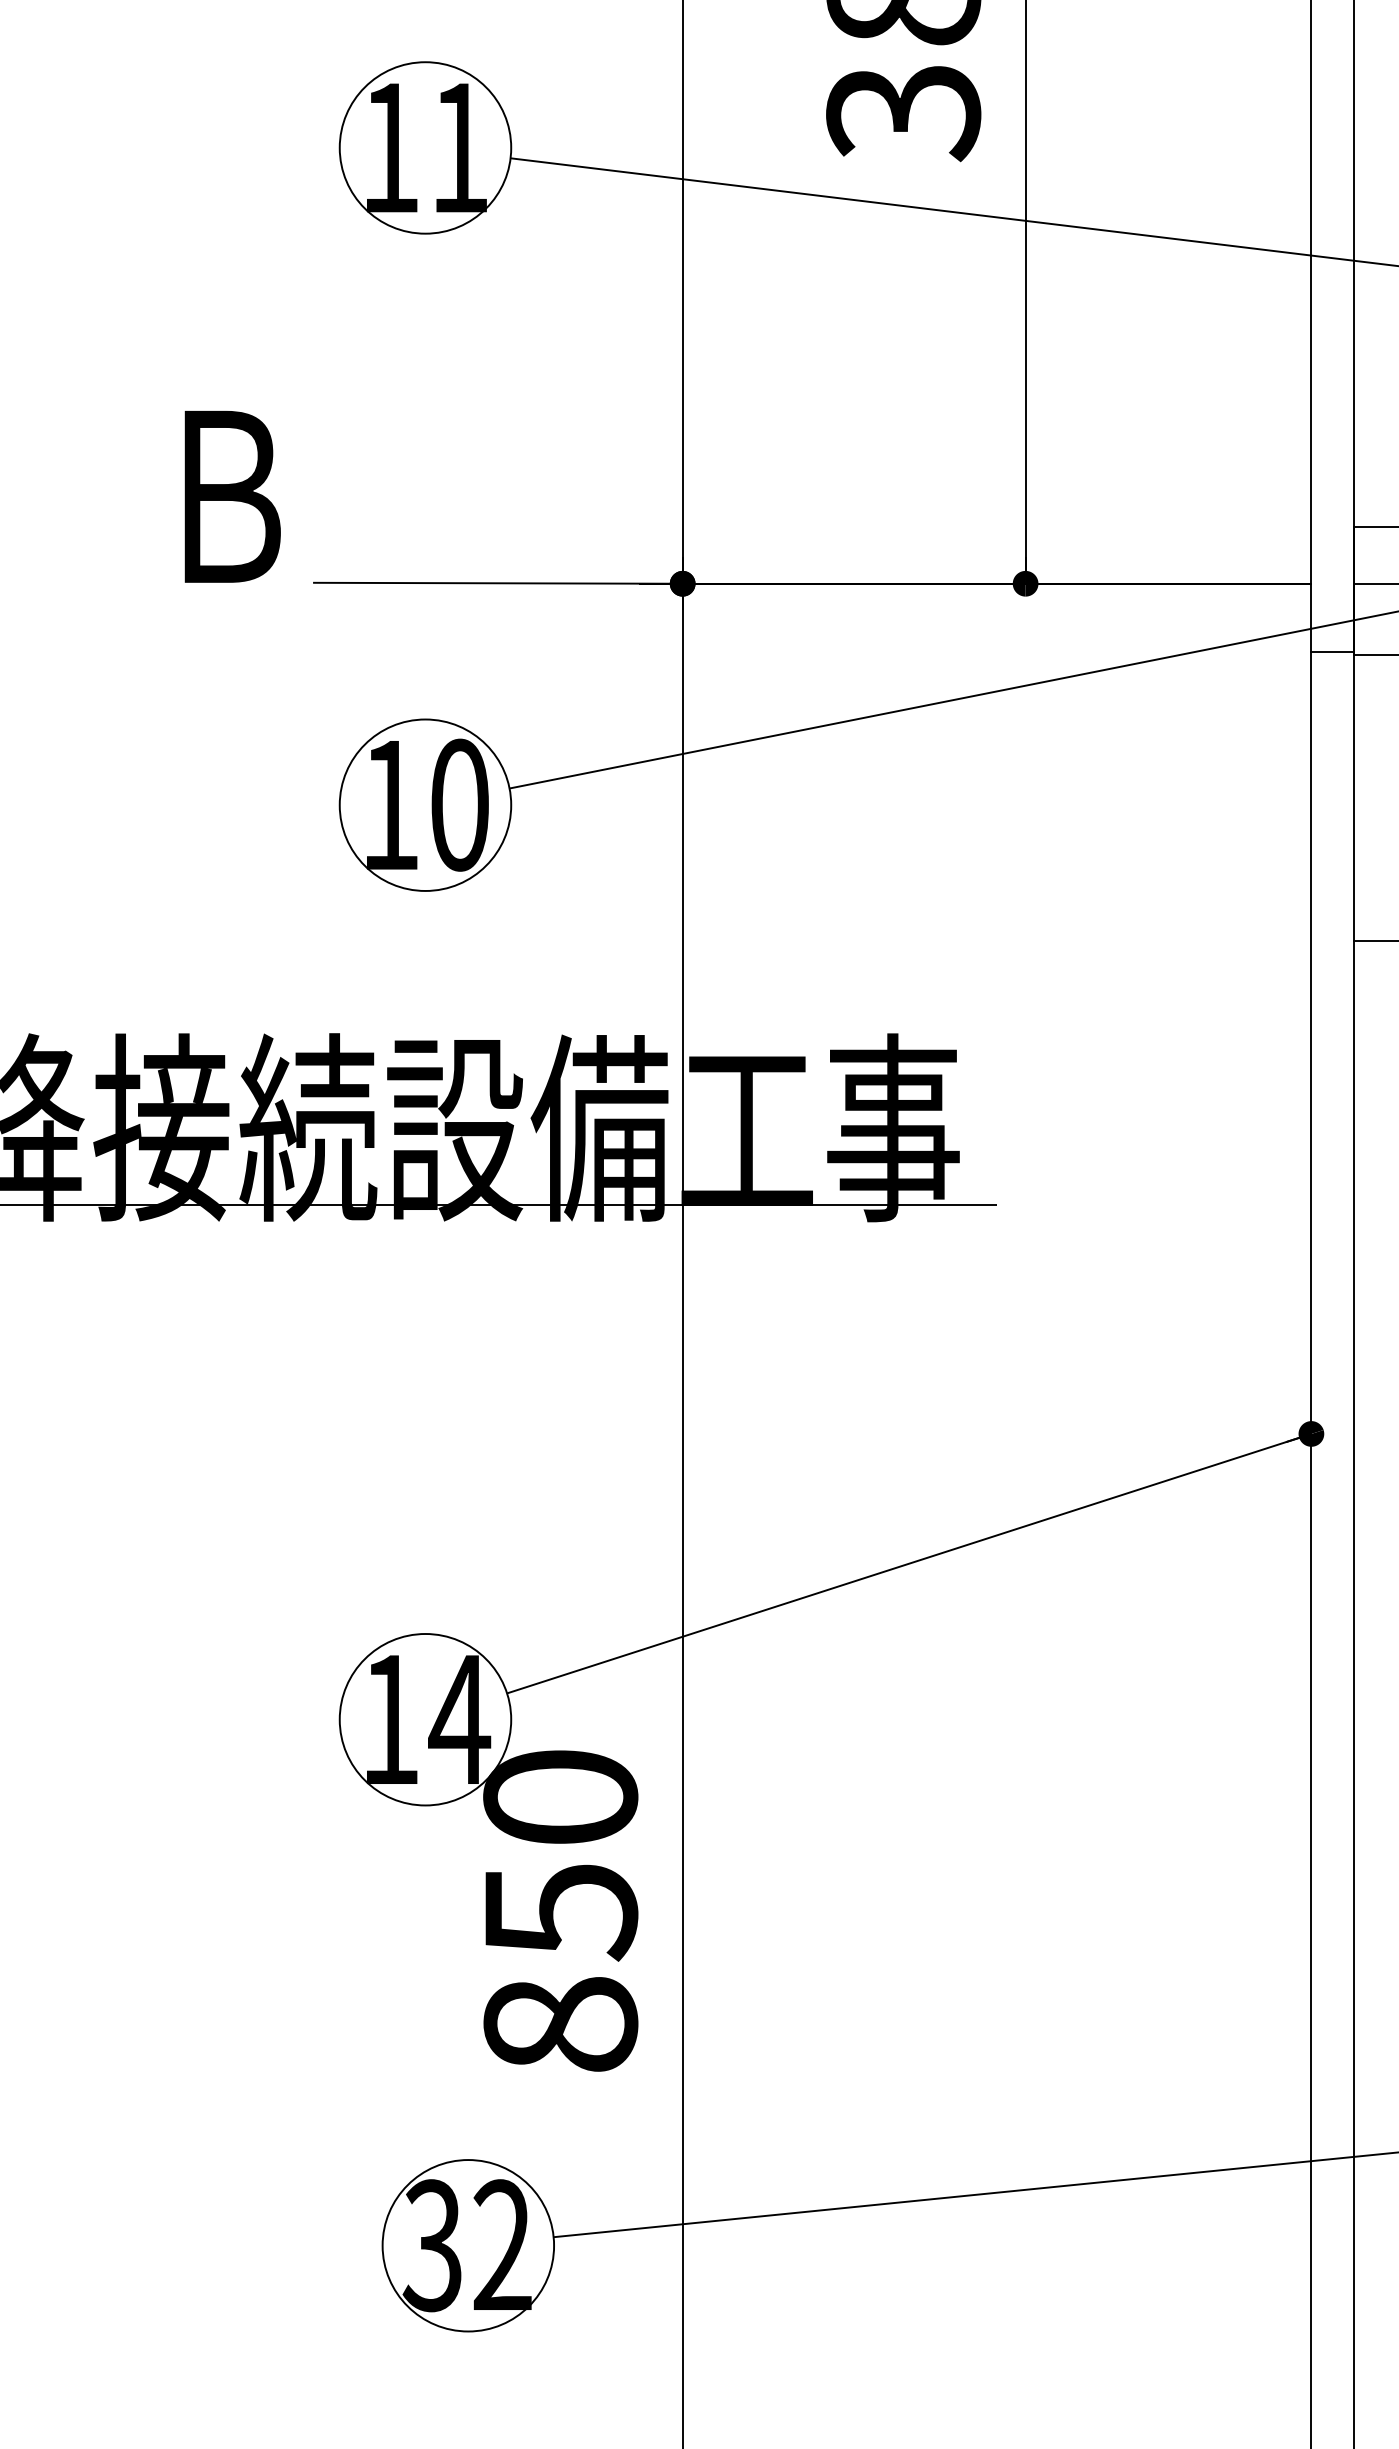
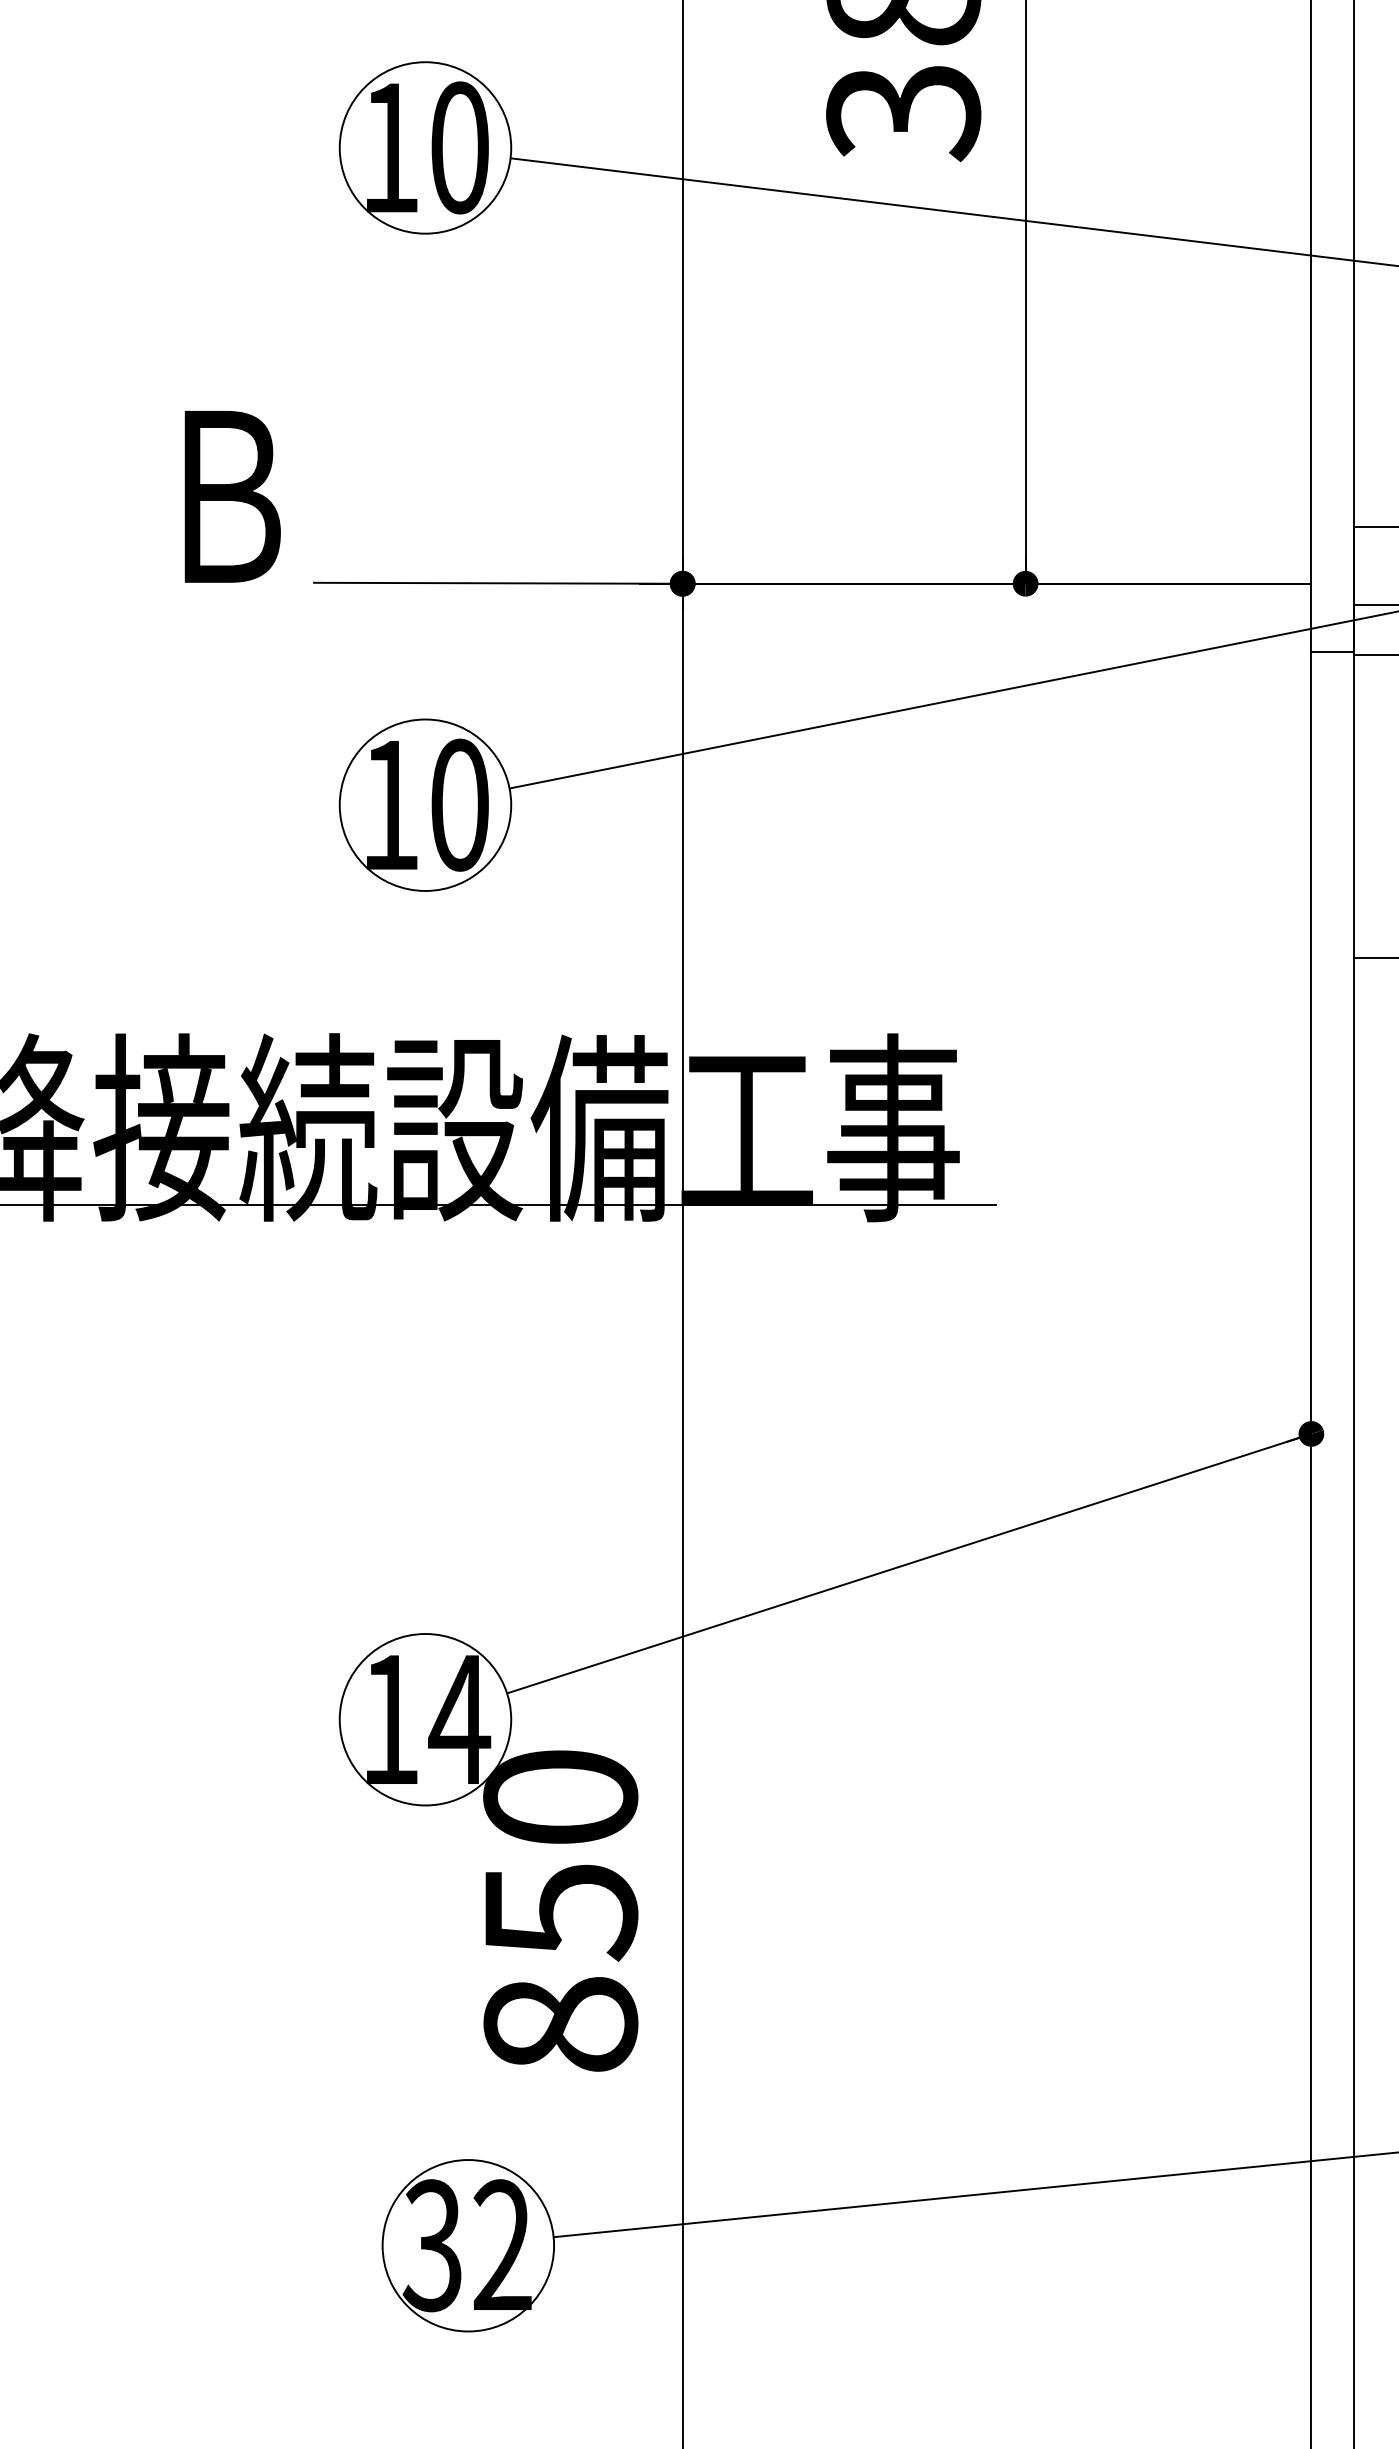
text: 11 -> 10 (459, 147)
line position: (1374, 583) -> (1374, 604) (1374, 604)
line position: (1374, 940) -> (1374, 957) (1374, 957)
